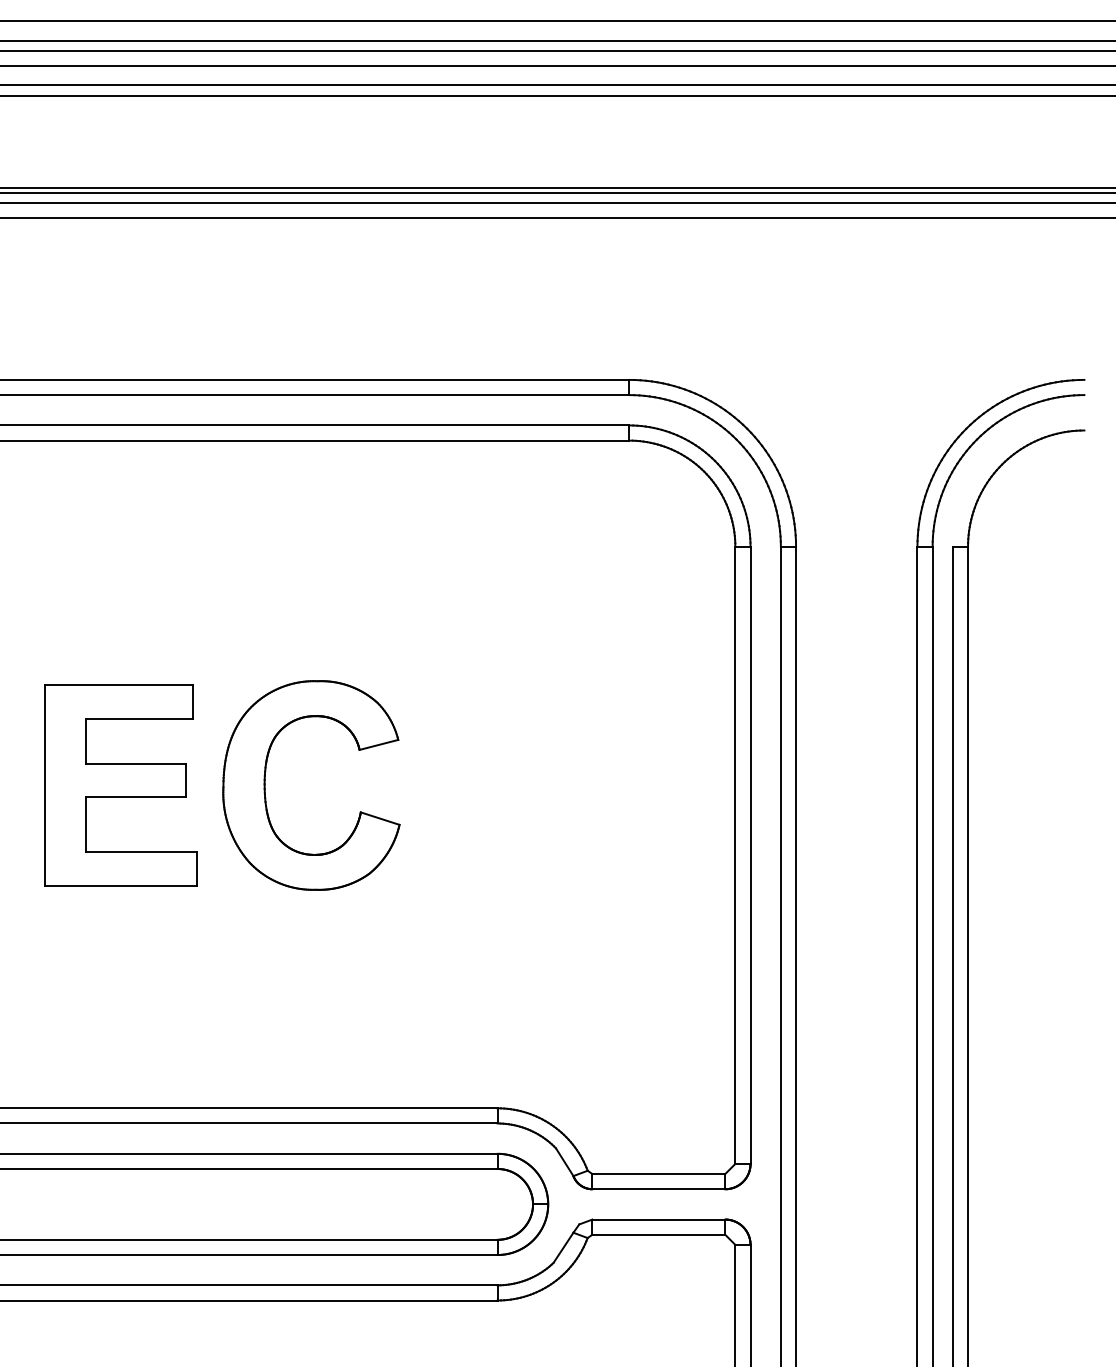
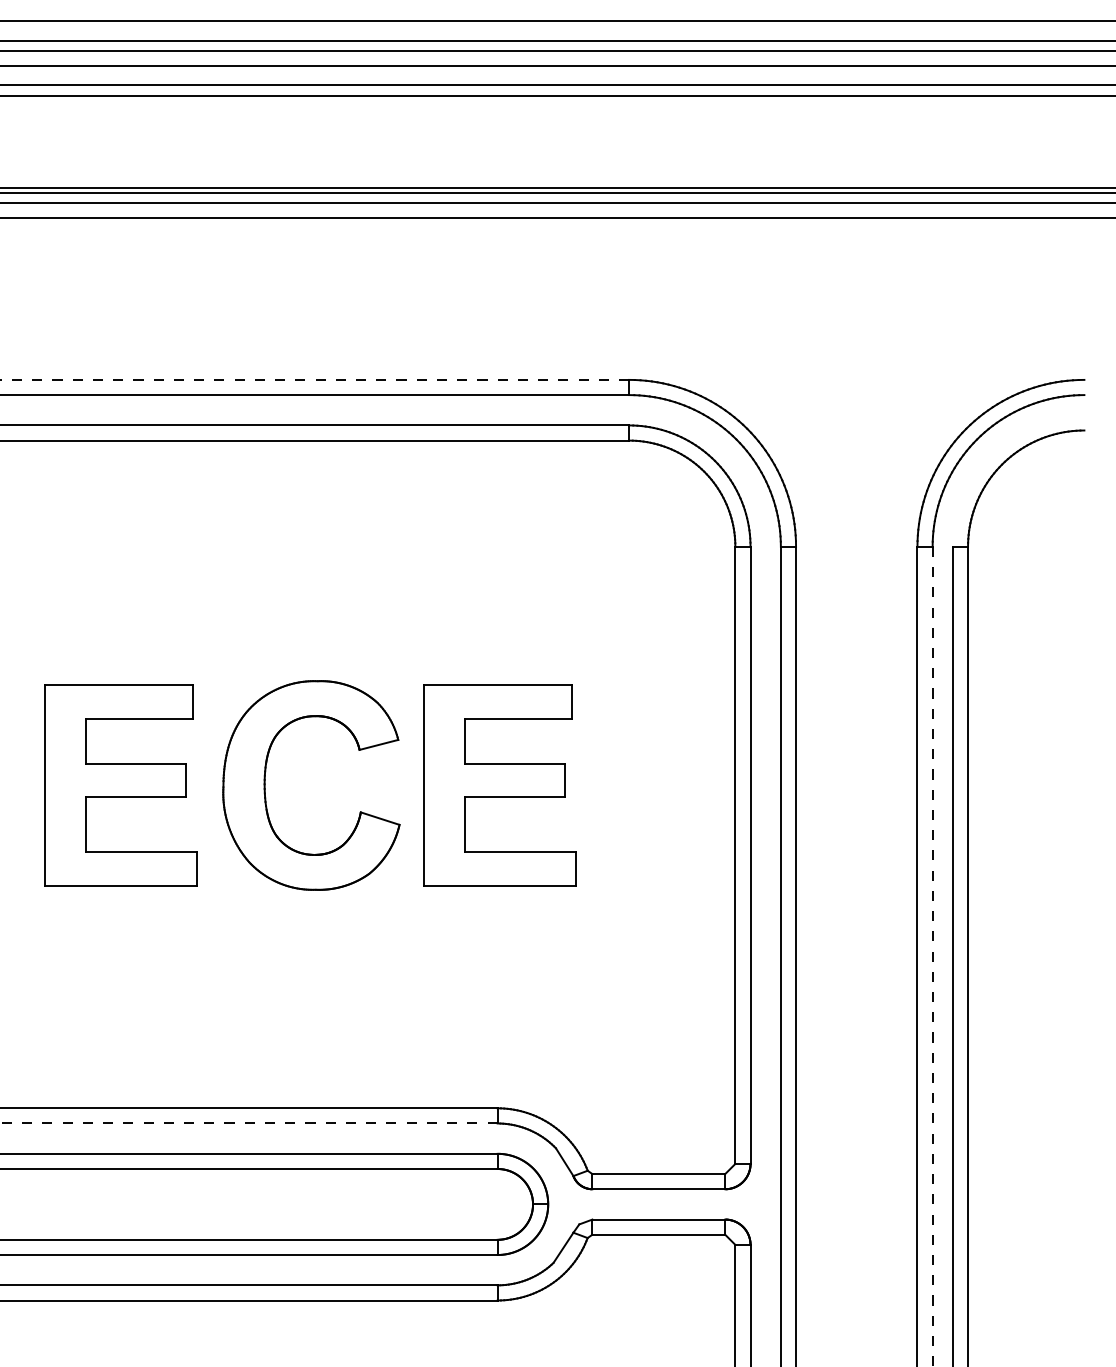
line: solid -> dashed (314, 379)
part: none -> present (499, 785)
line: solid -> dashed (932, 956)
line: solid -> dashed (248, 1123)
